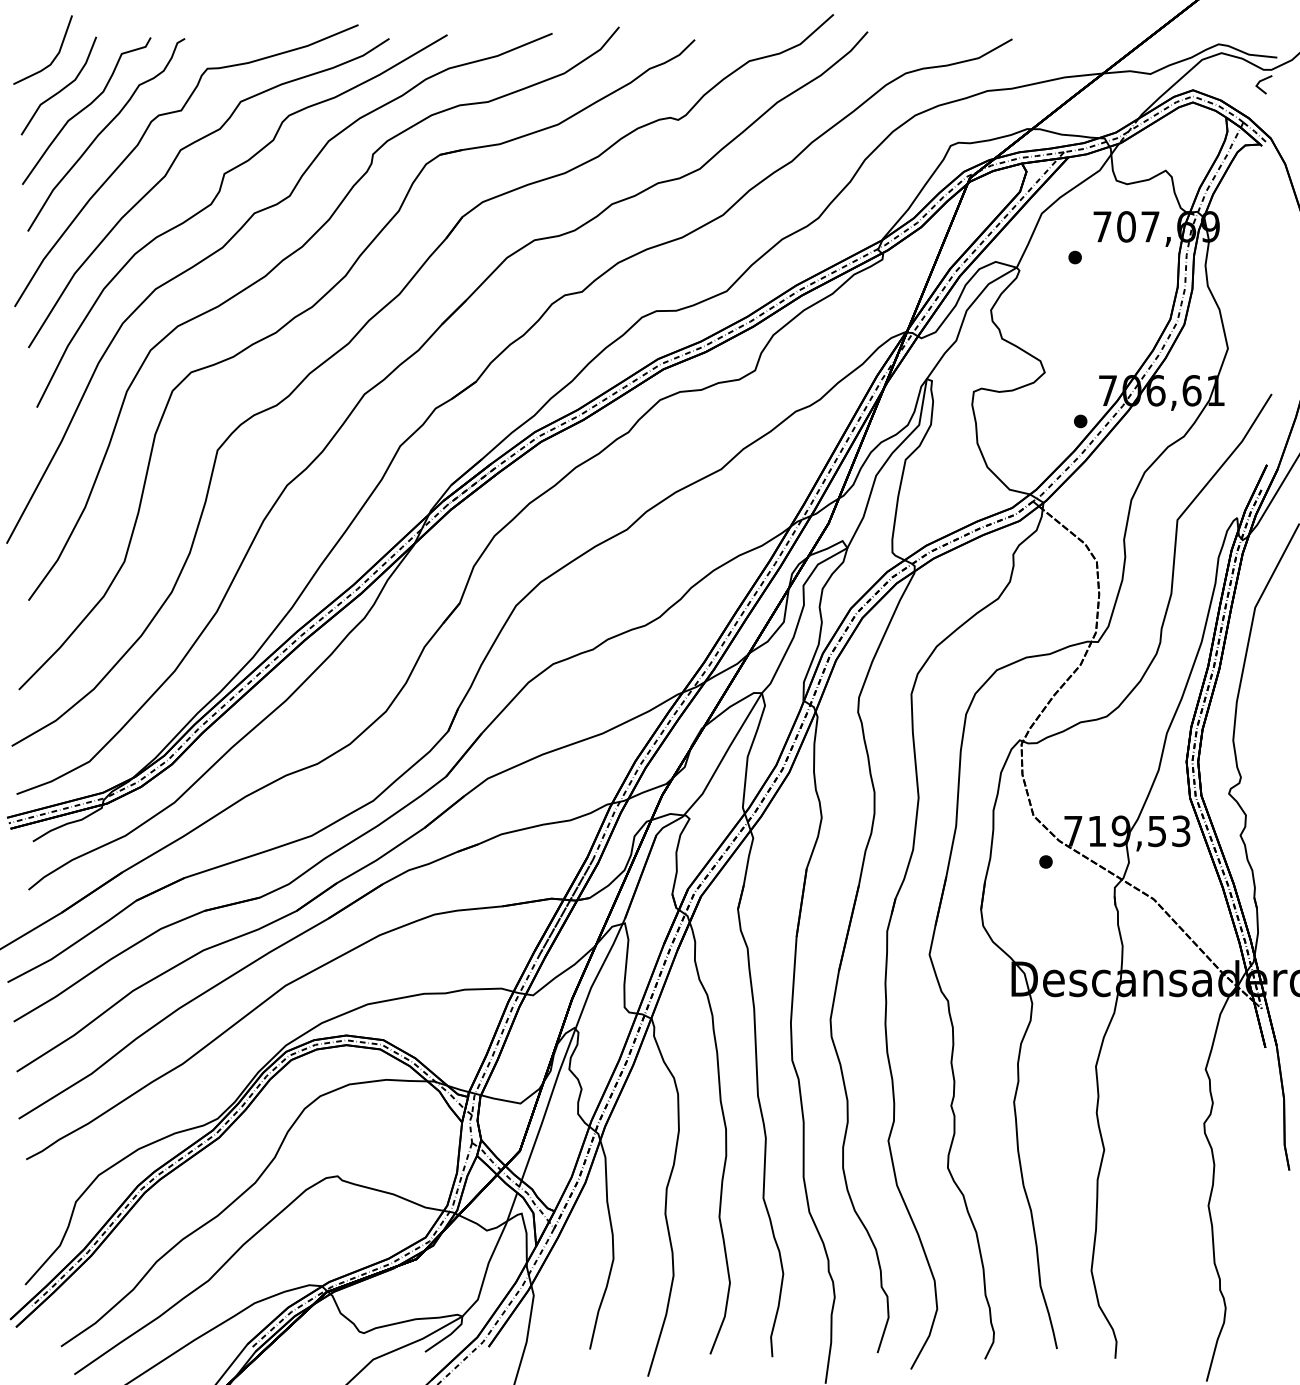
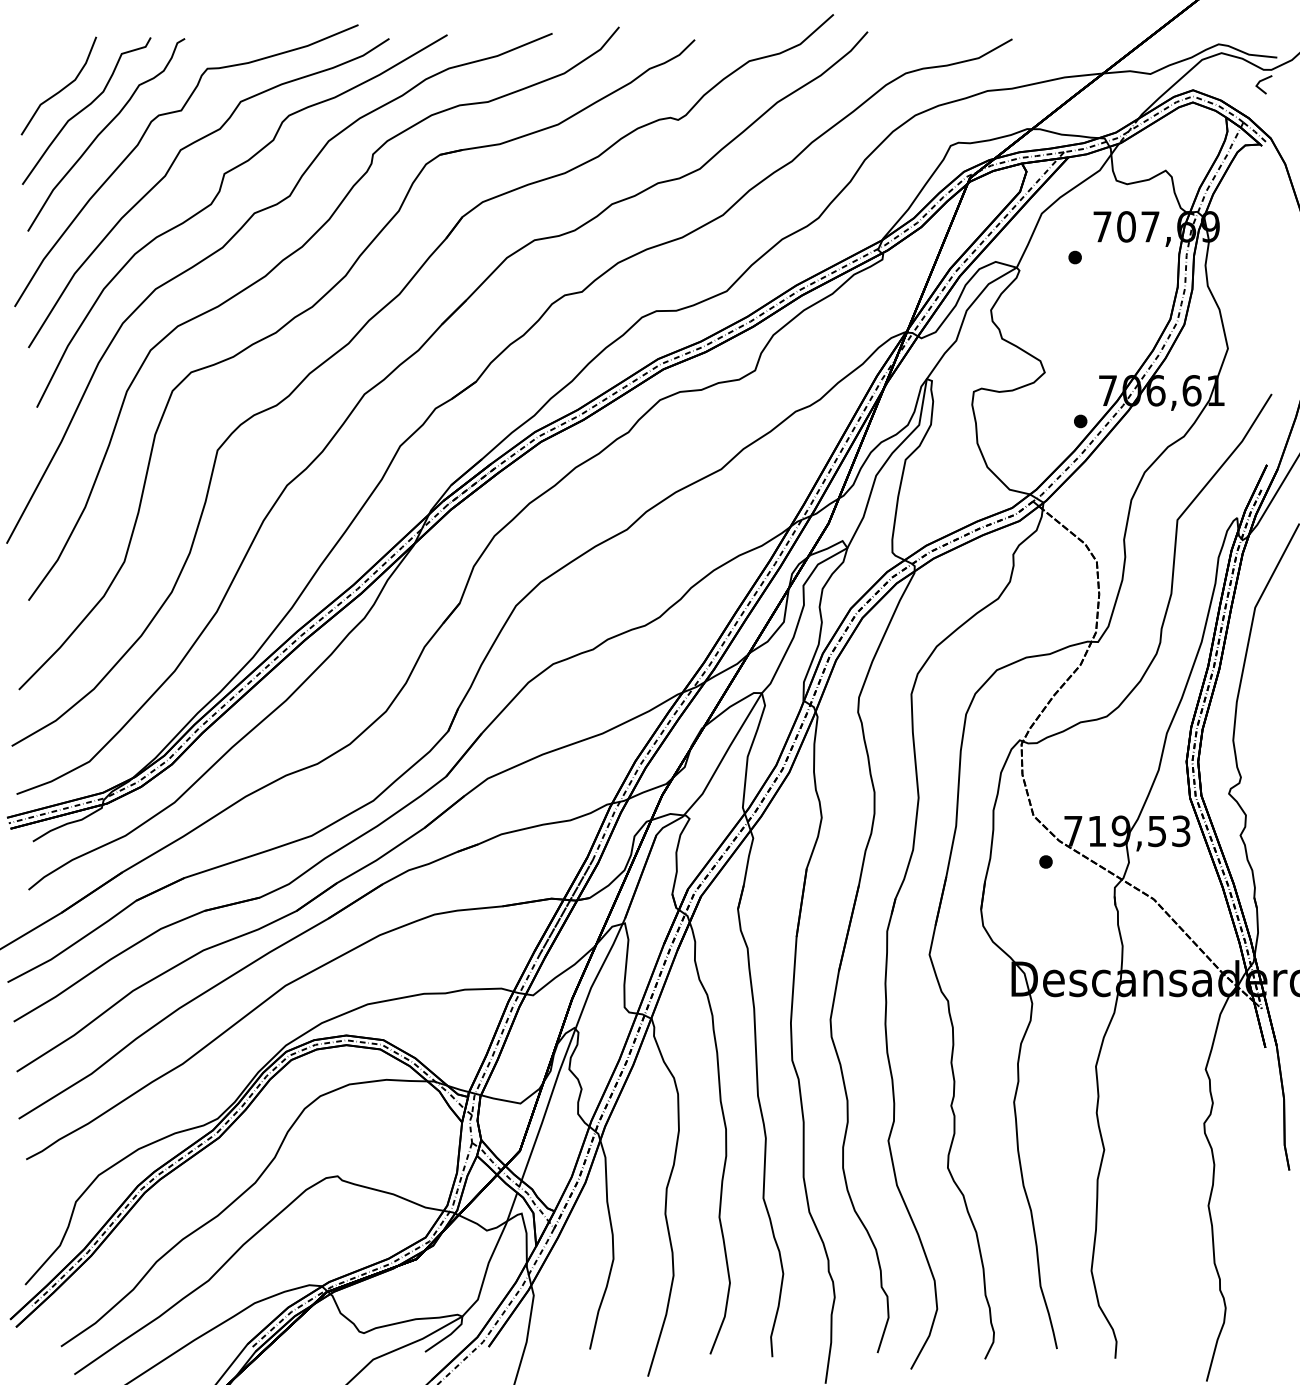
line: present -> none (53, 58)
